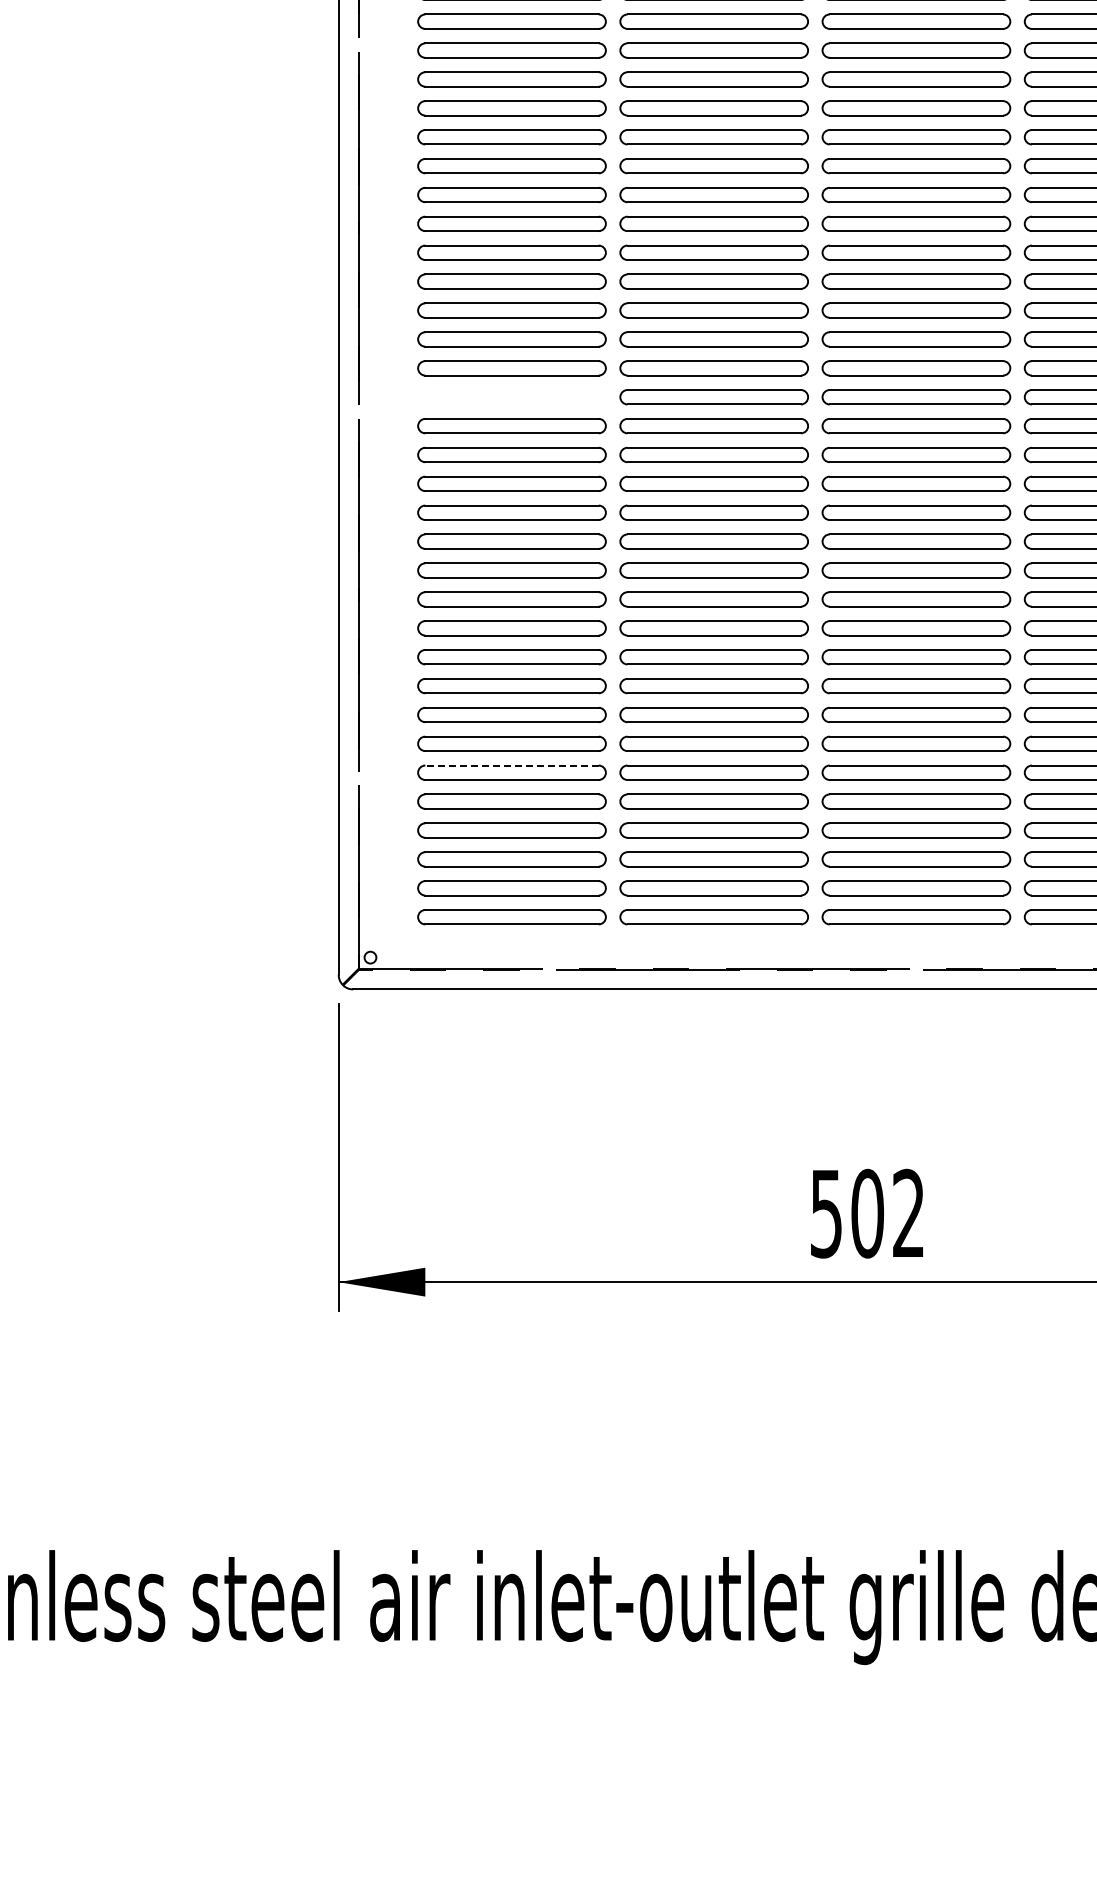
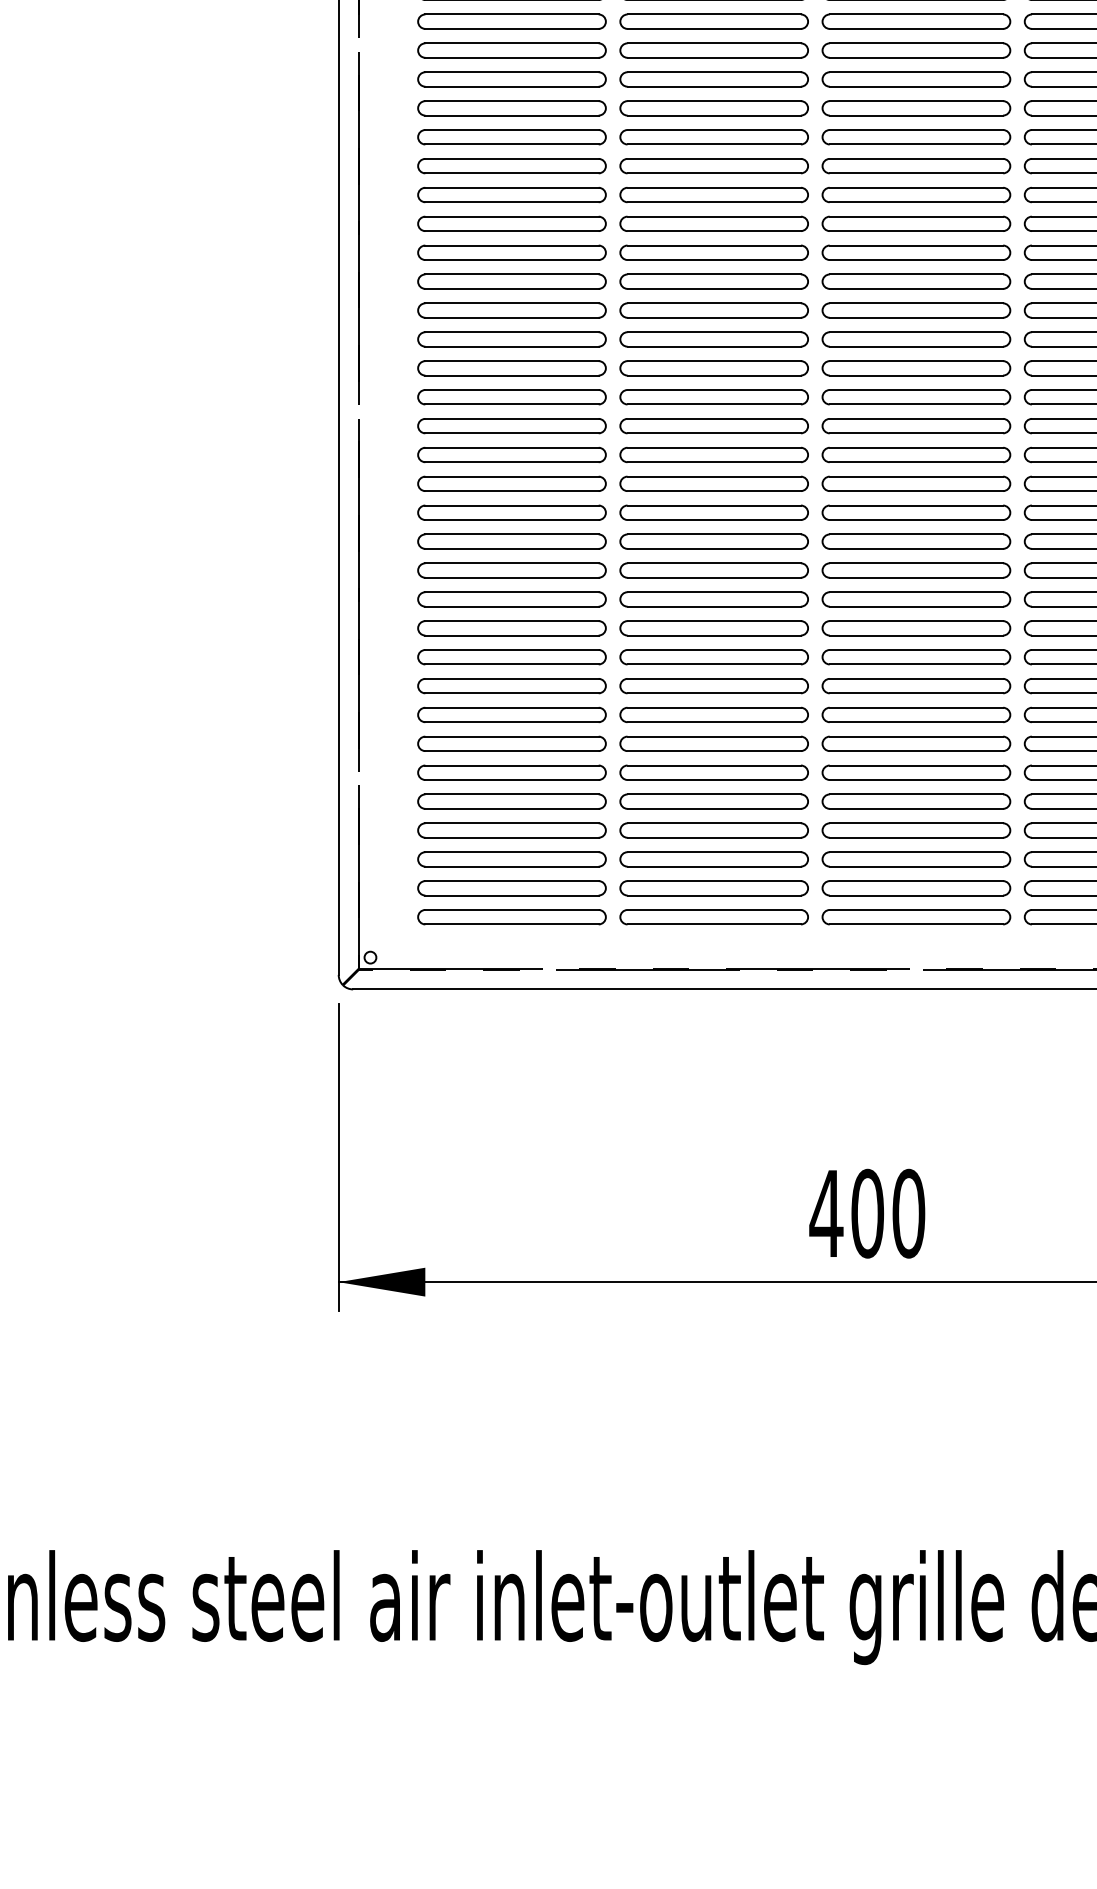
part: none -> present (511, 397)
line: dashed -> solid (512, 765)
text: 502 -> 400 (867, 1213)
